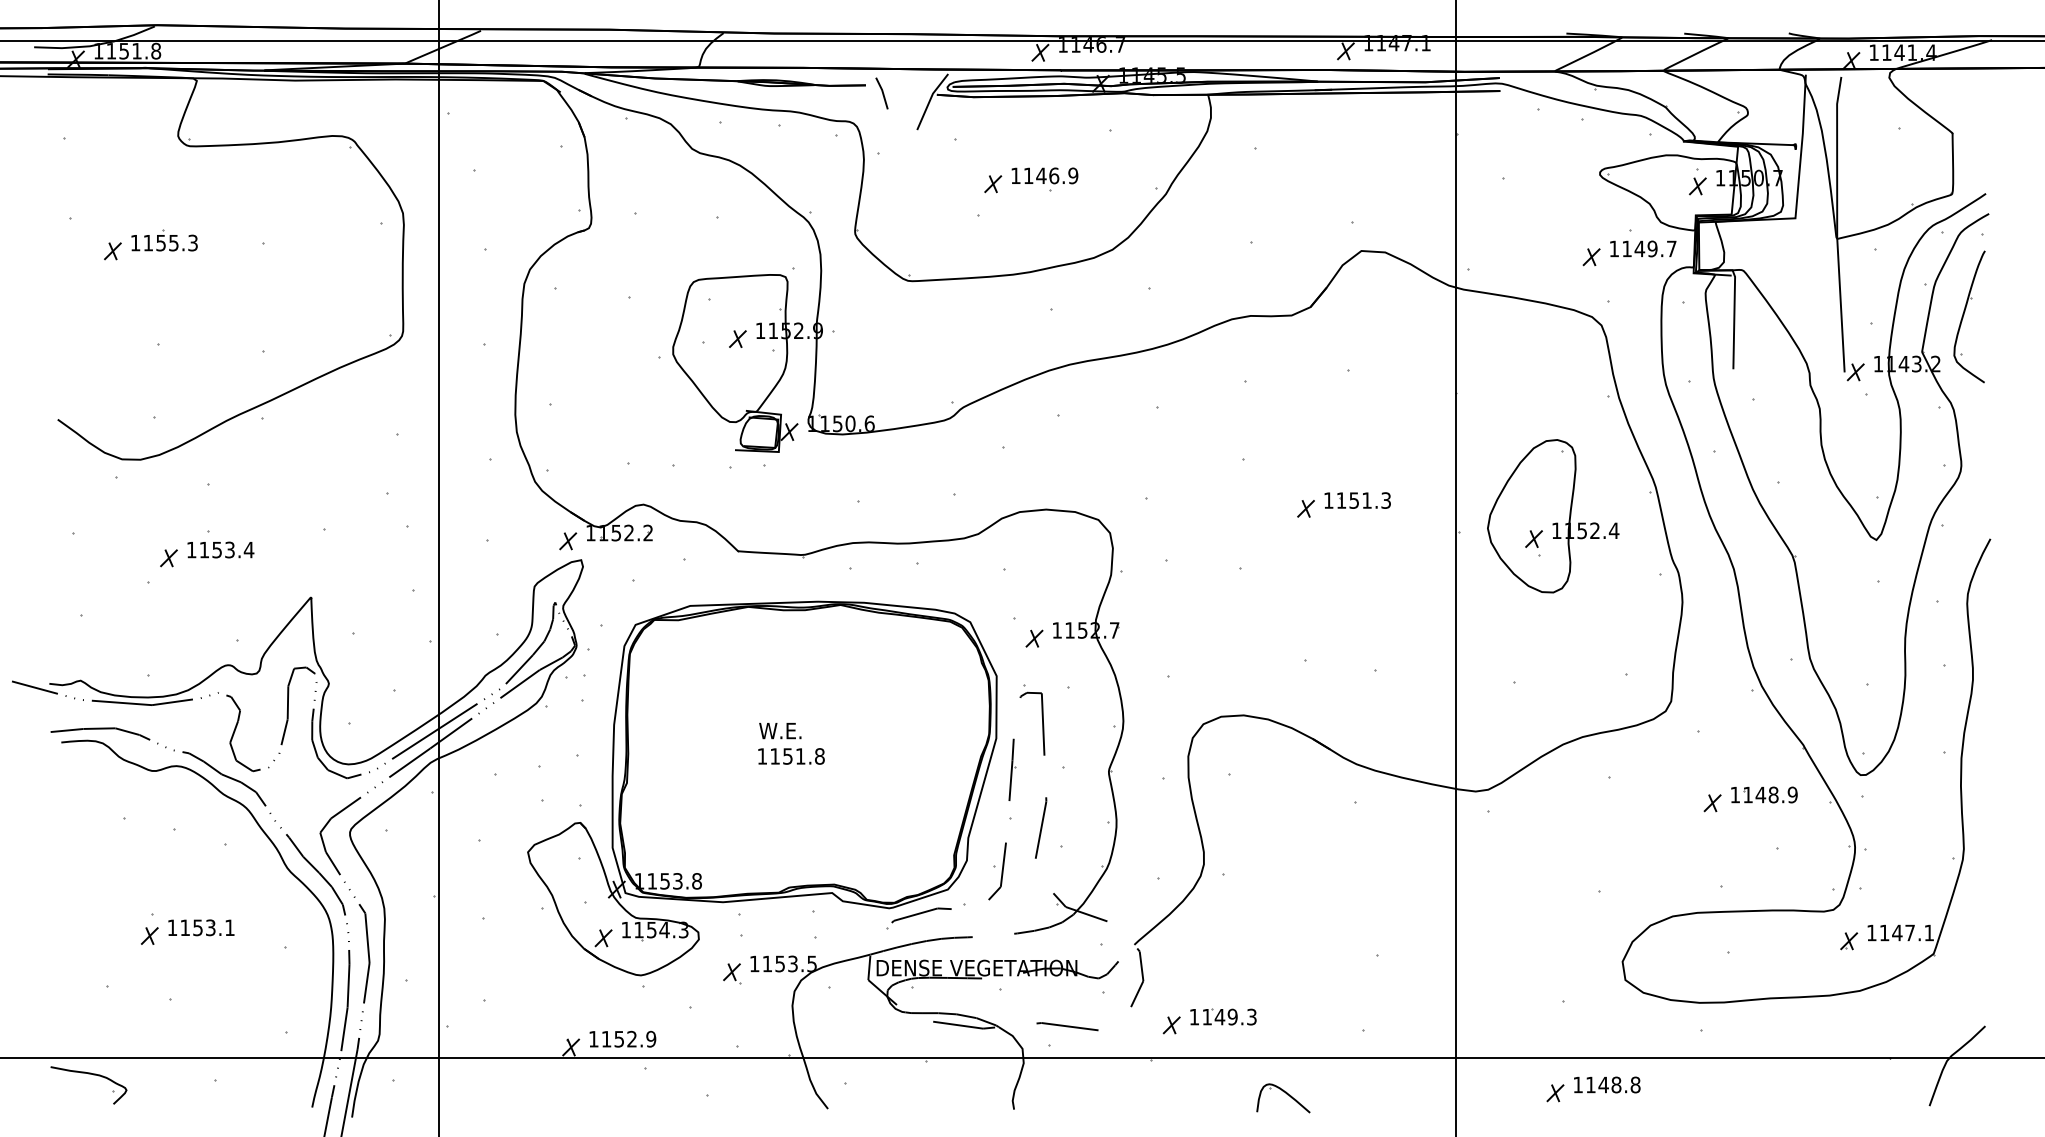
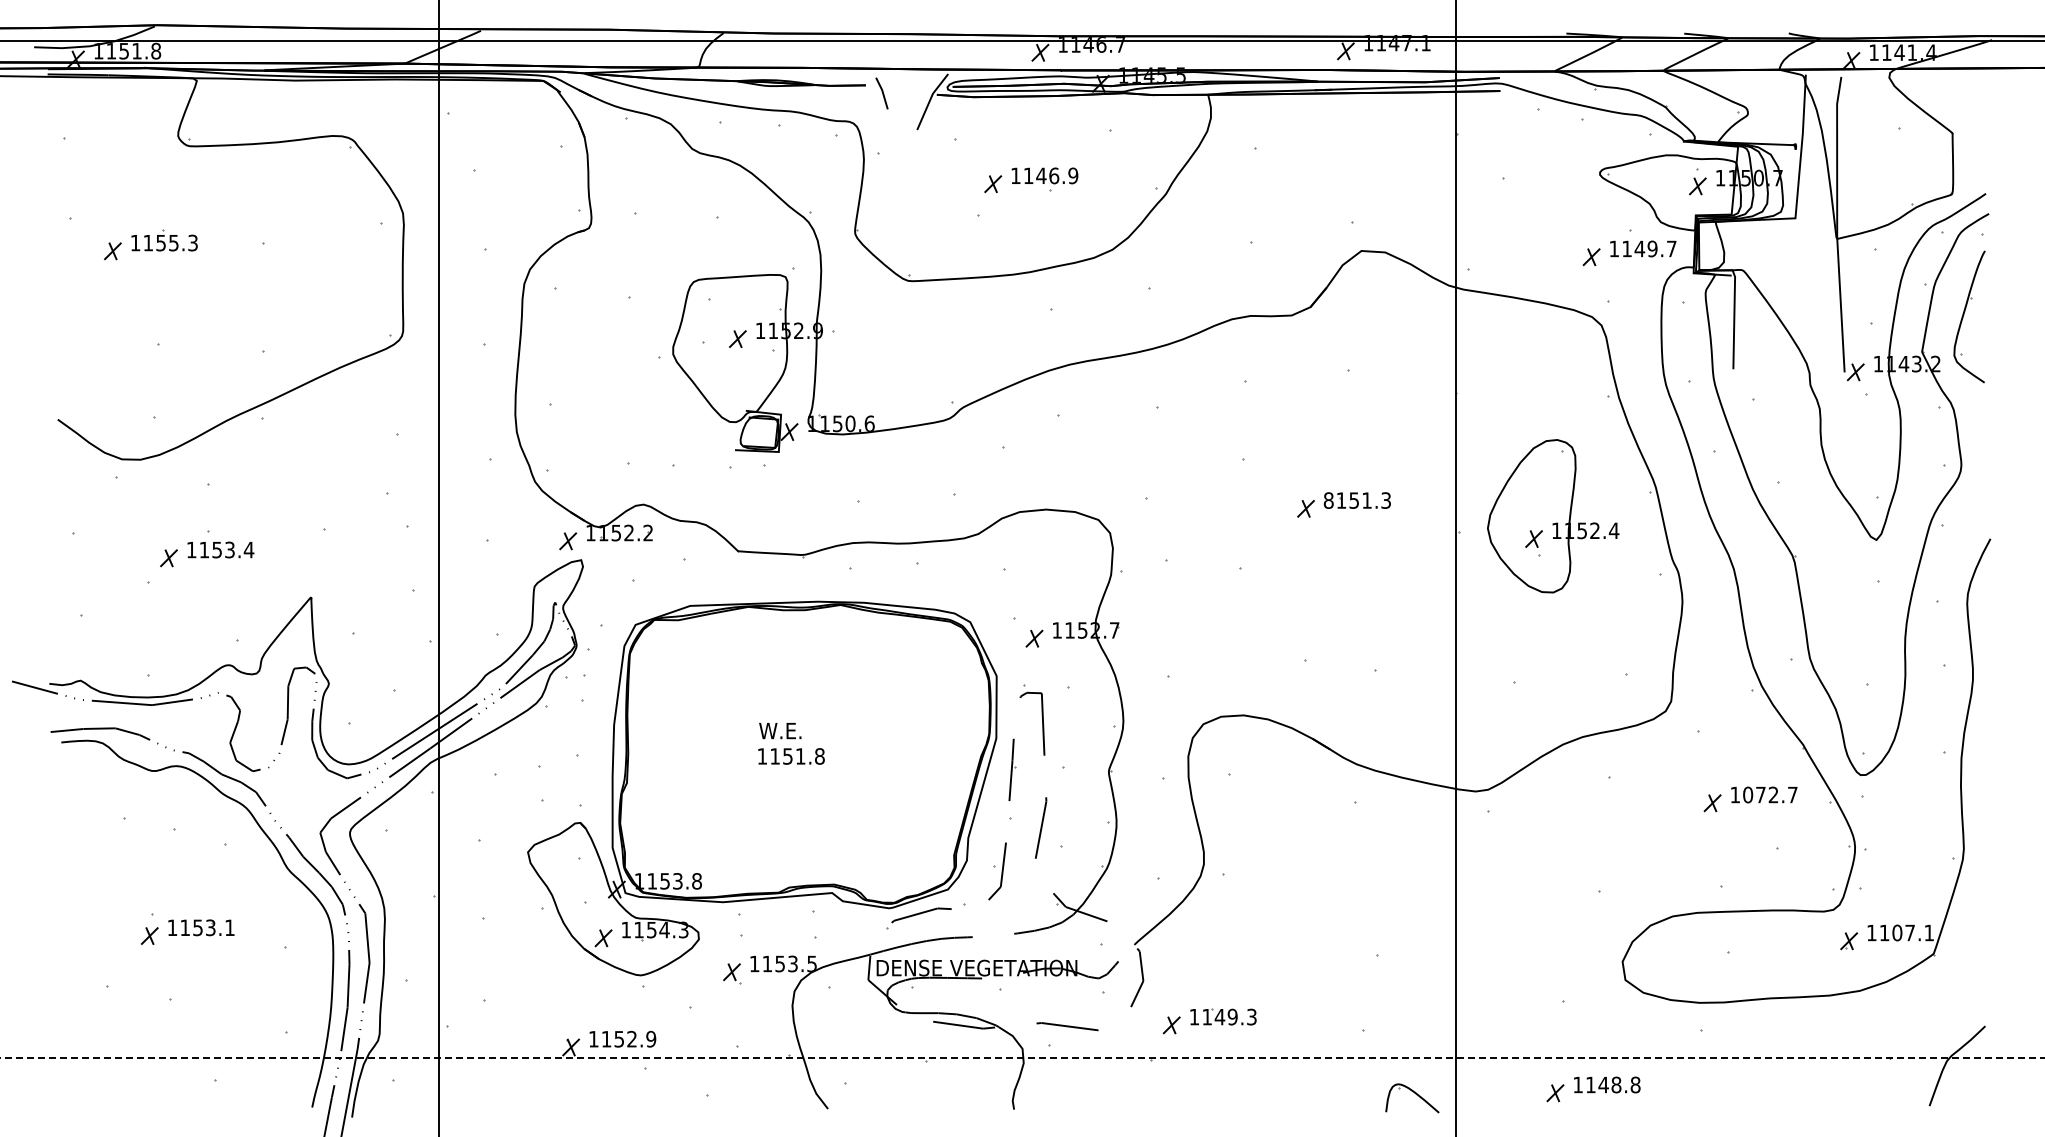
text: 1151.3 -> 8151.3 (1328, 500)
text: 1148.9 -> 1072.7 (1770, 794)
text: 1147.1 -> 1107.1 (1897, 932)
line: solid -> dashed (1023, 1057)
part: present -> none (88, 1074)
part position: (1283, 1098) -> (1412, 1098) (1412, 1098)
